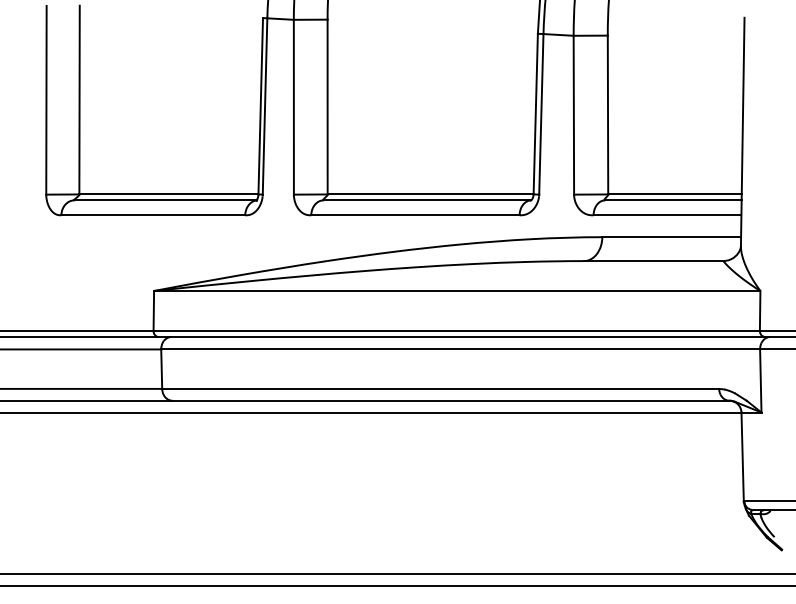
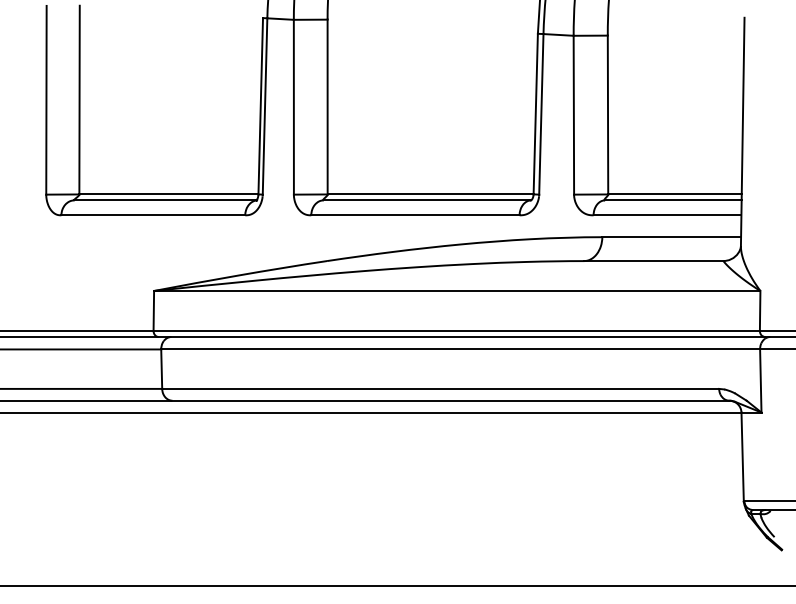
line: present -> none (397, 574)
